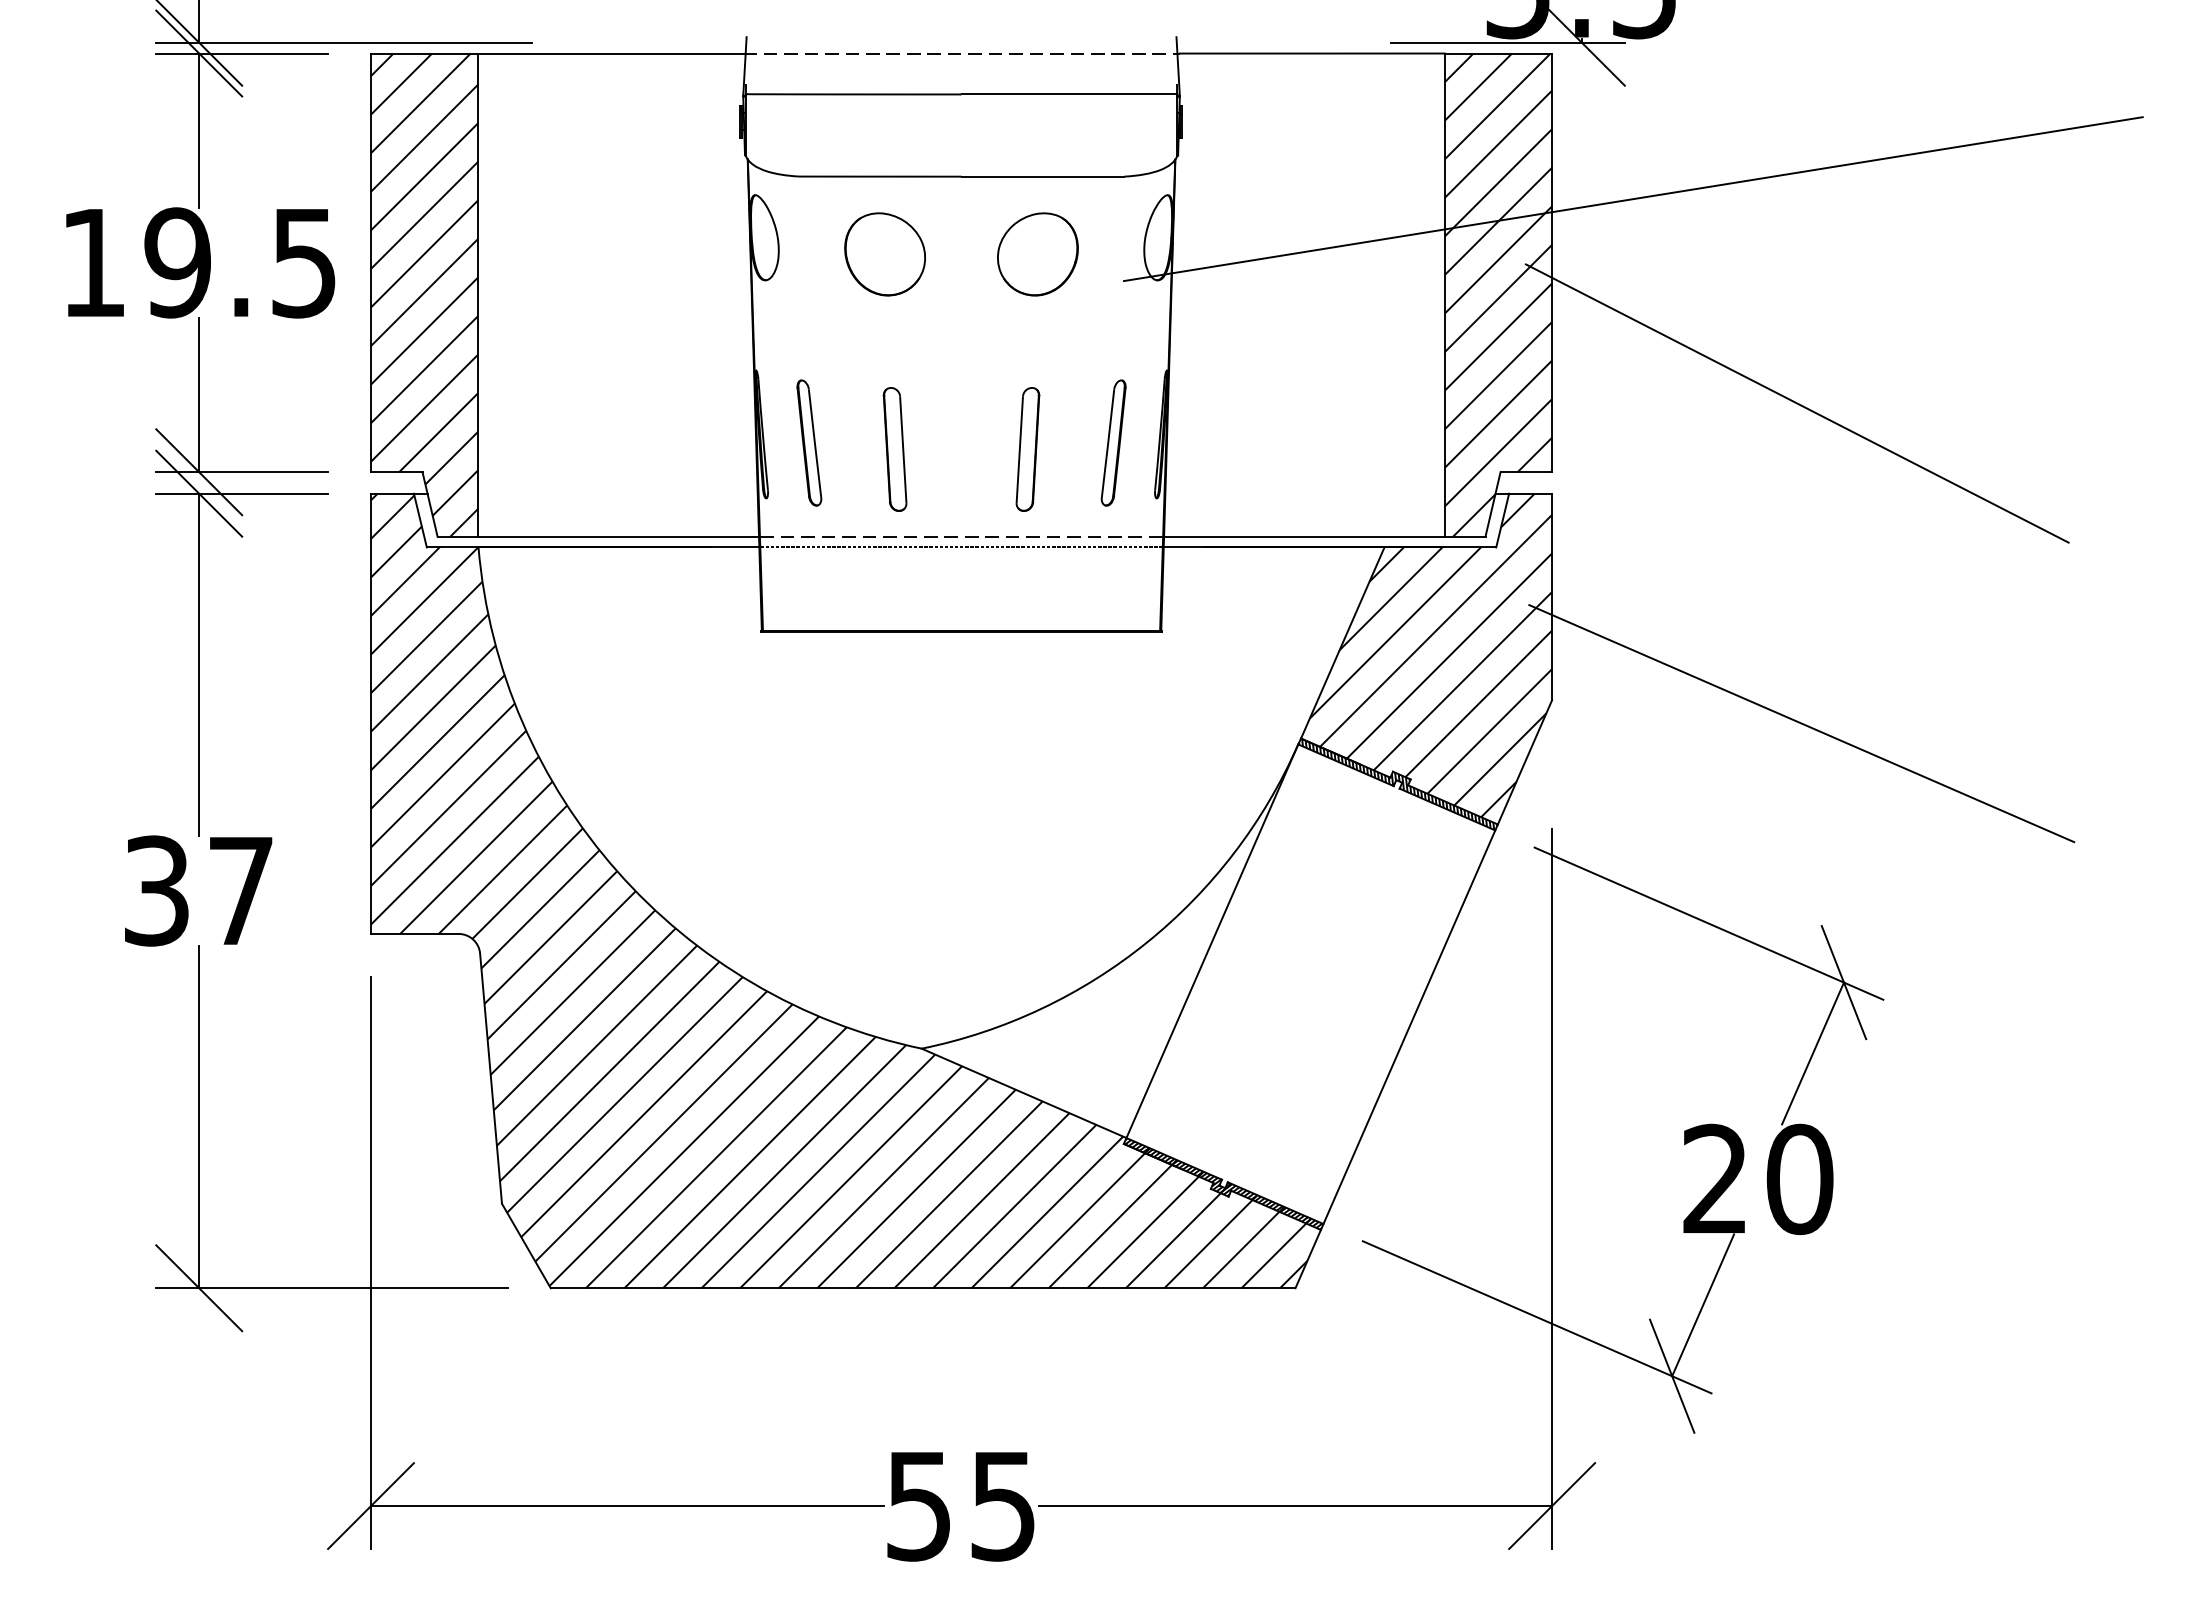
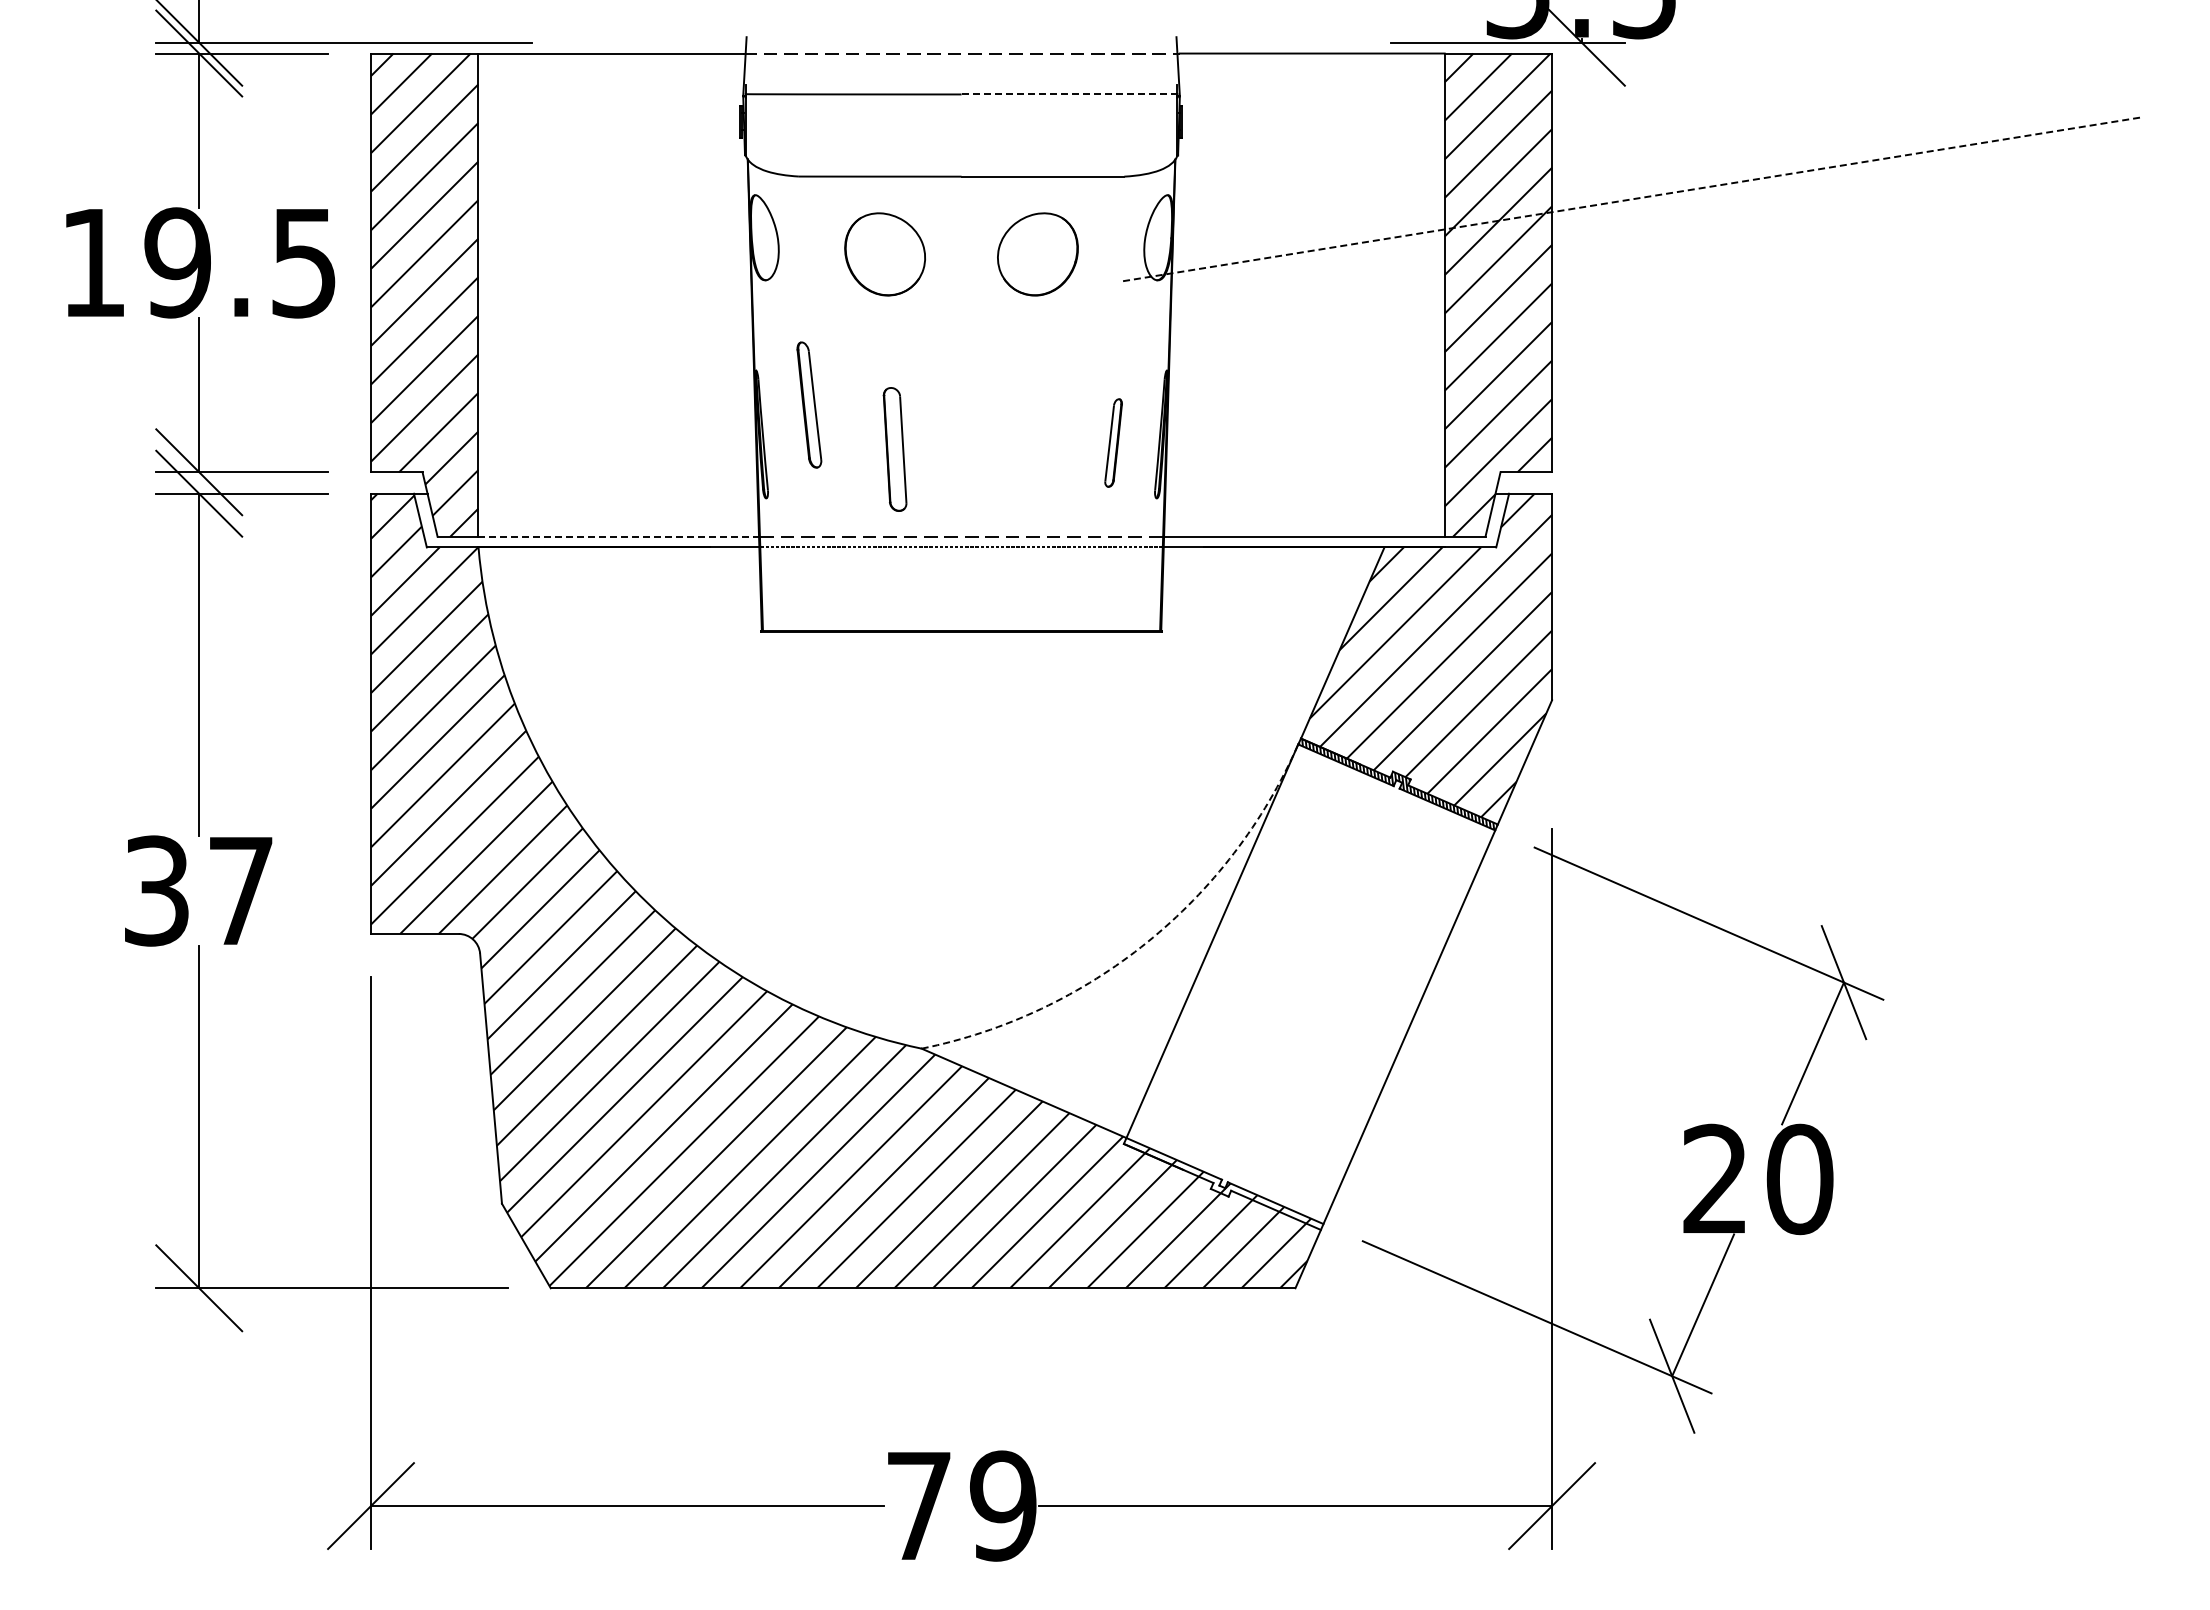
line: solid -> dashed (1069, 94)
line: solid -> dashed (1633, 199)
line: present -> none (1796, 403)
part position: (809, 442) -> (809, 404) (809, 404)
part size: 27x128 px -> 19x90 px (1113, 442)
part: present -> none (1027, 449)
line: solid -> dashed (619, 536)
line: present -> none (1801, 723)
arc: solid -> dashed (1147, 942)
hatch: present -> none (1223, 1183)
text: 55 -> 79 (961, 1505)
